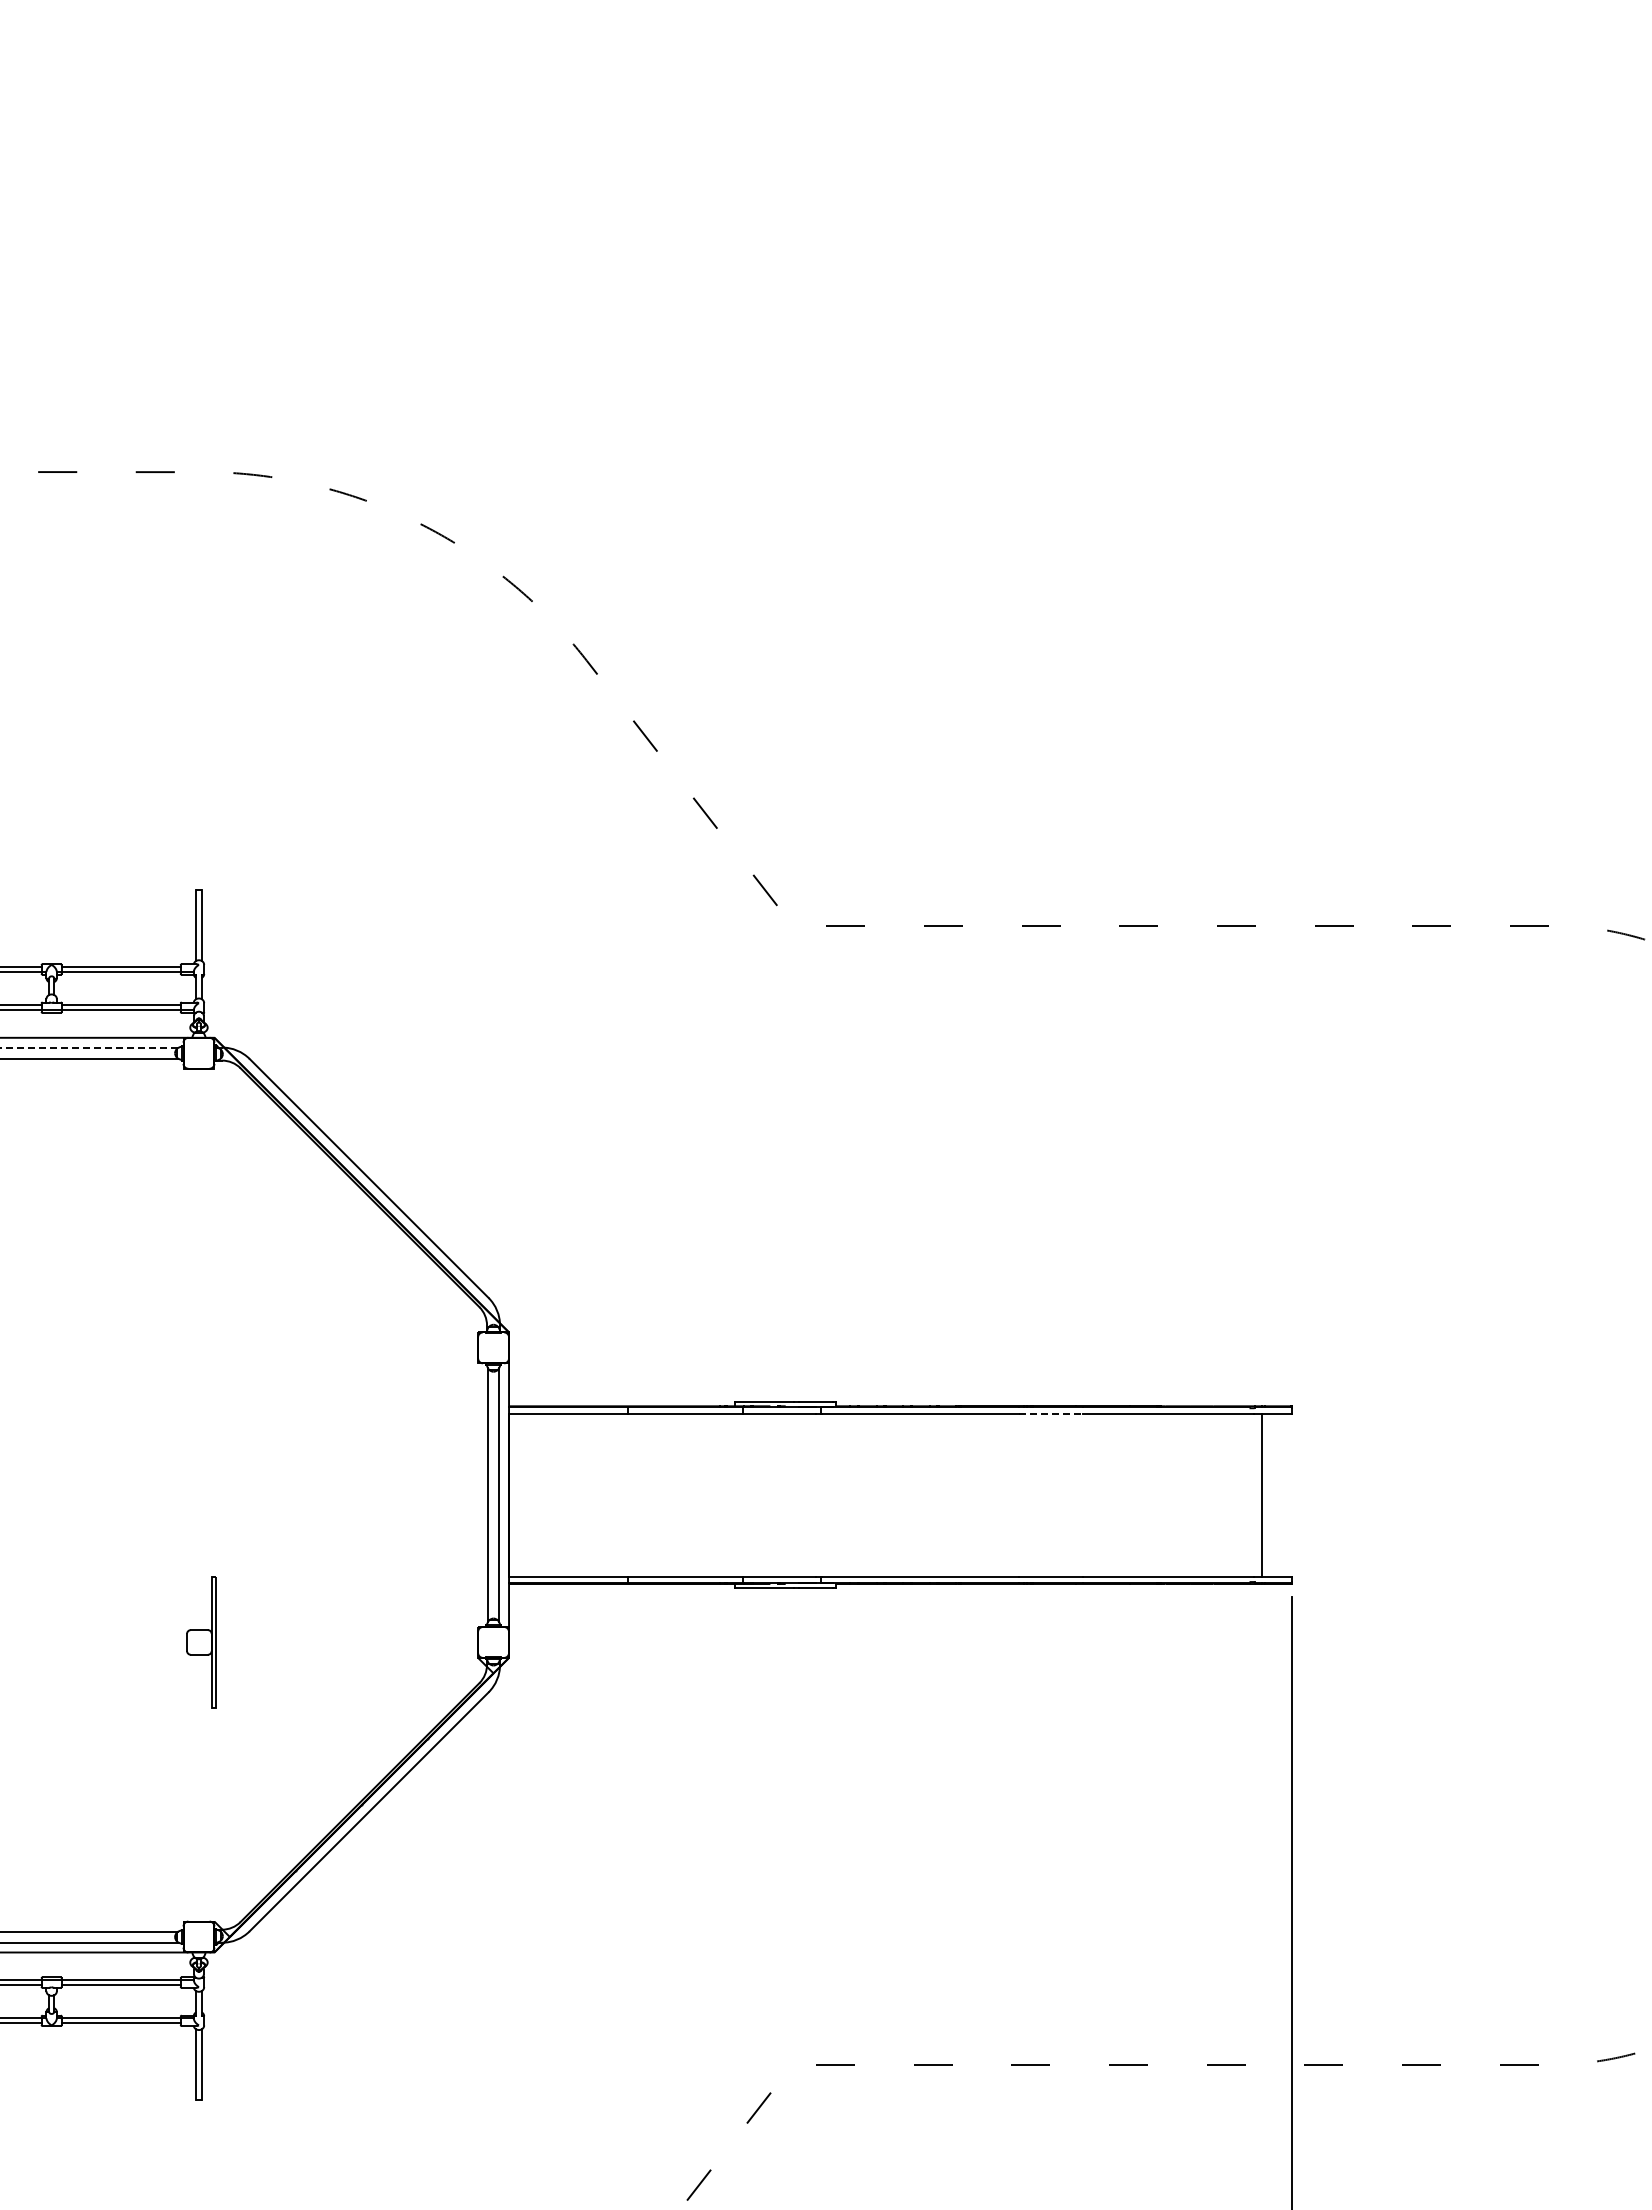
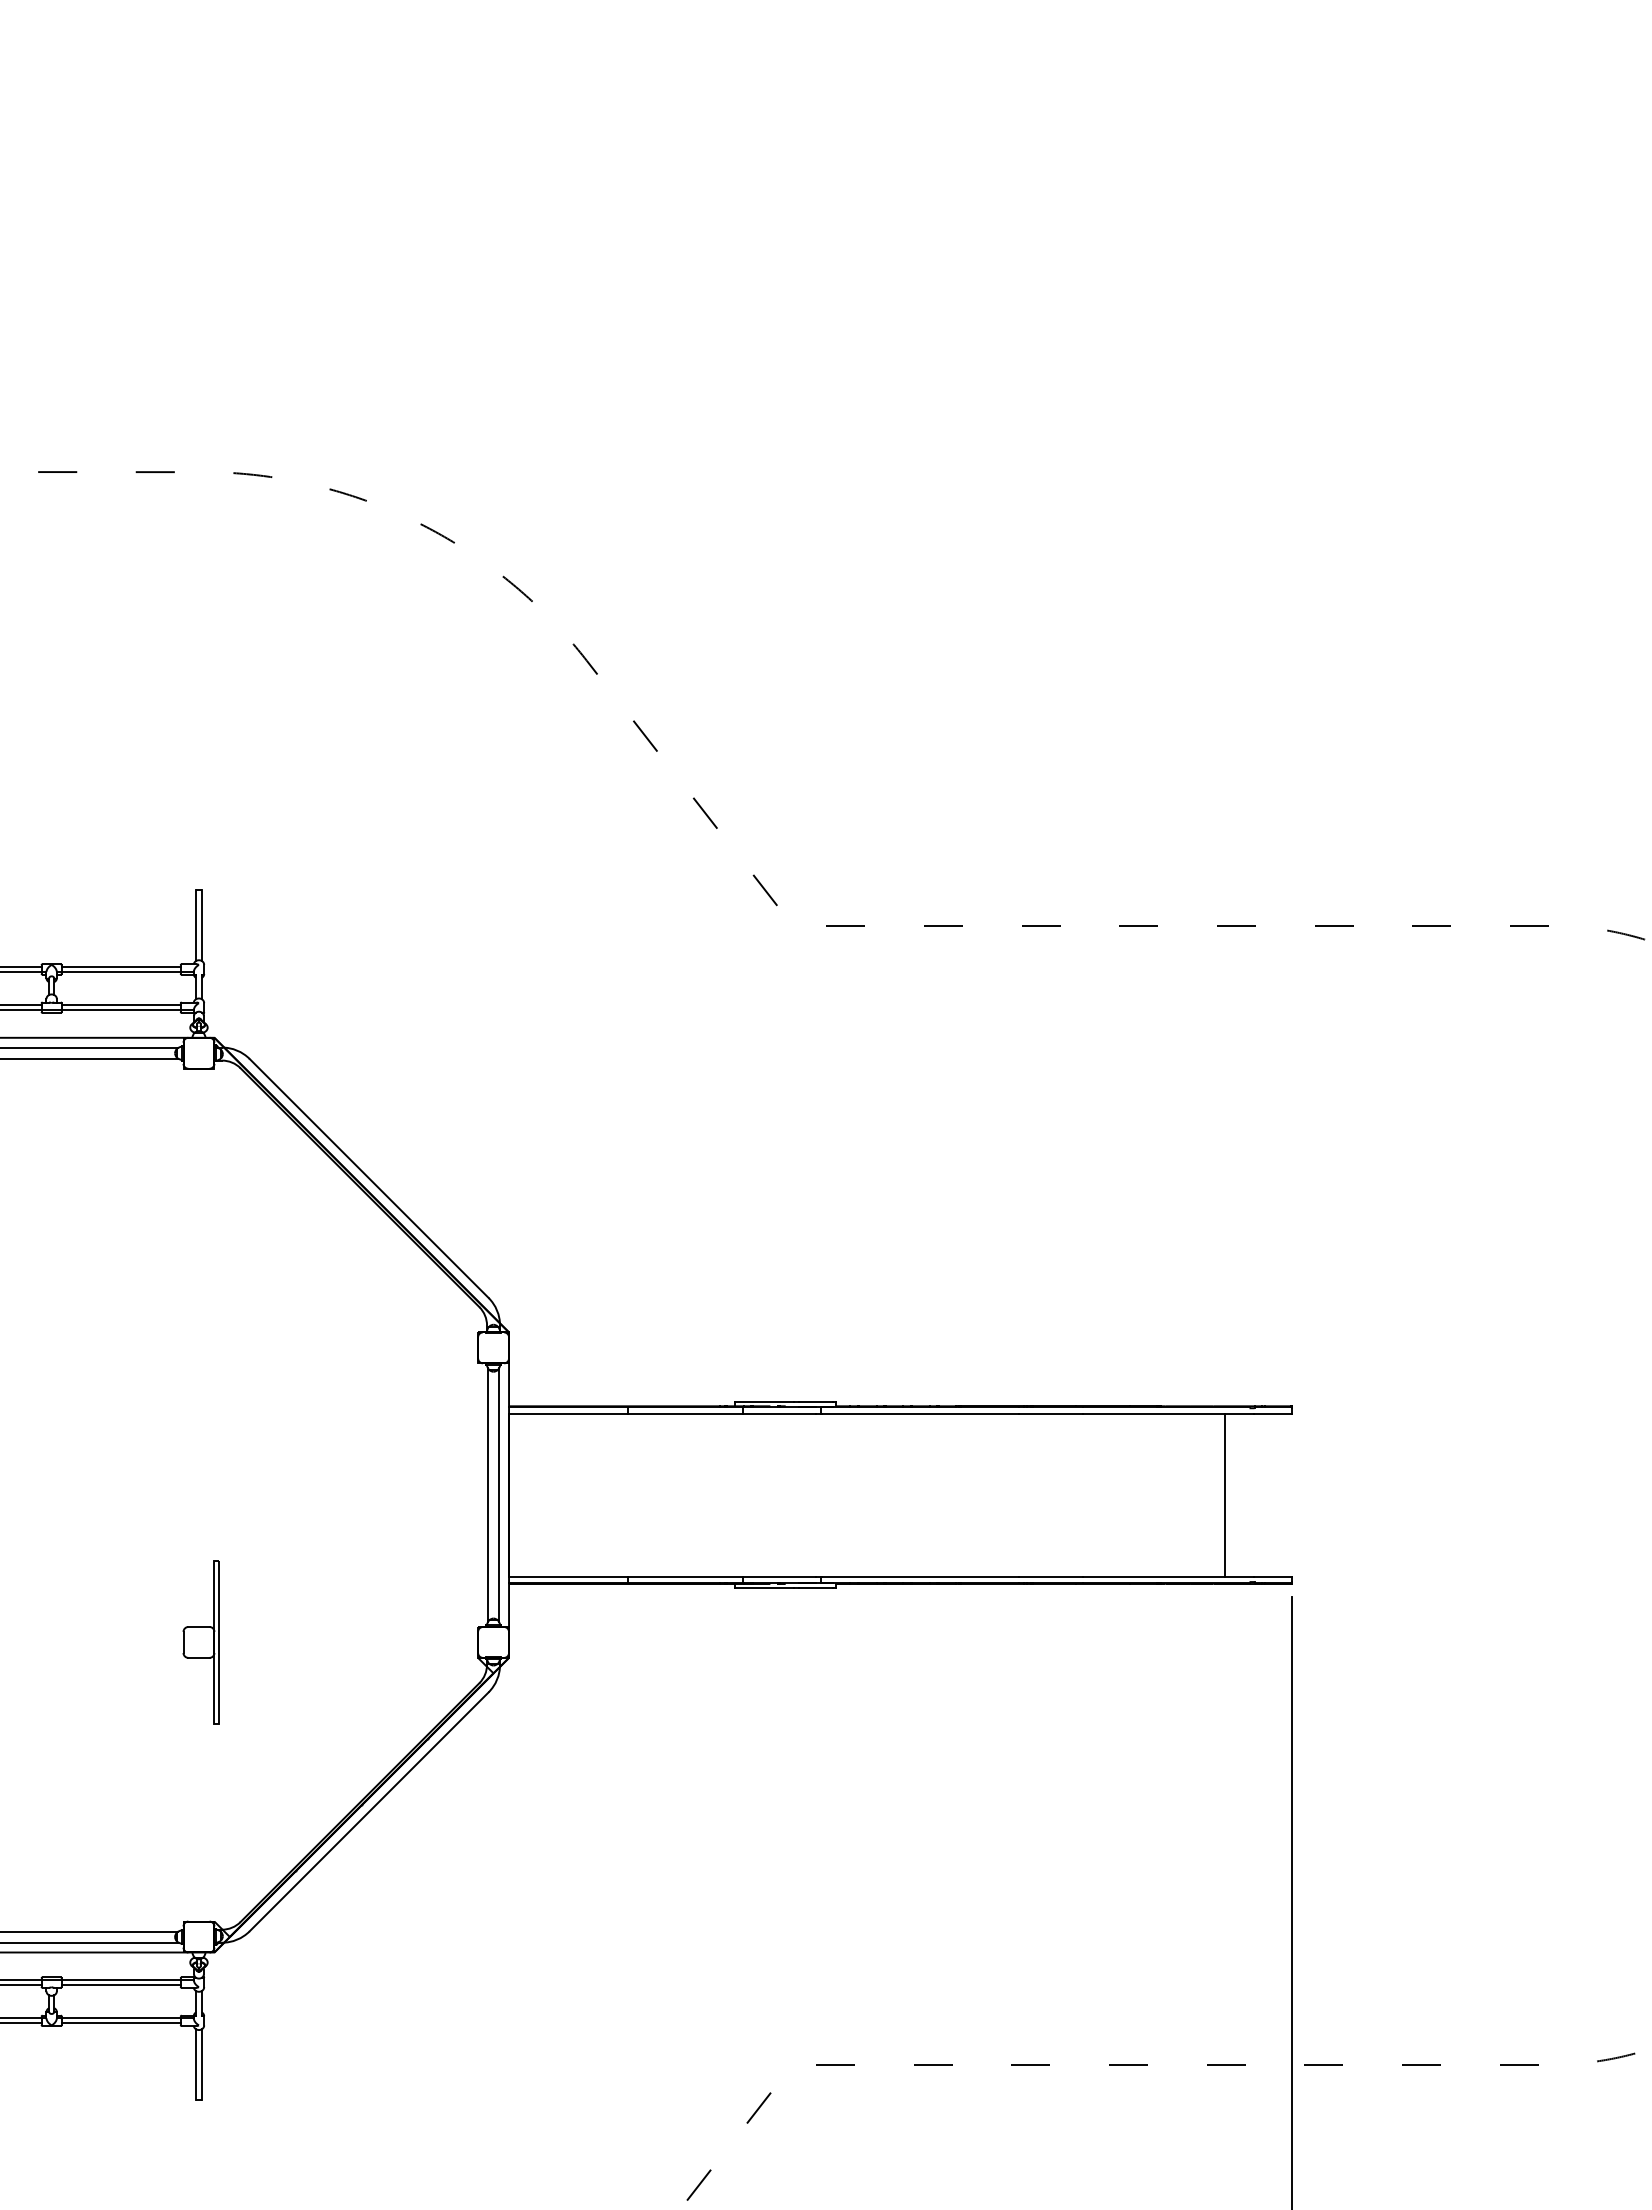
line: dashed -> solid (89, 1047)
line: dashed -> solid (1051, 1413)
line position: (1262, 1494) -> (1225, 1494) (1225, 1494)
part size: 31x133 px -> 38x165 px (200, 1642)
